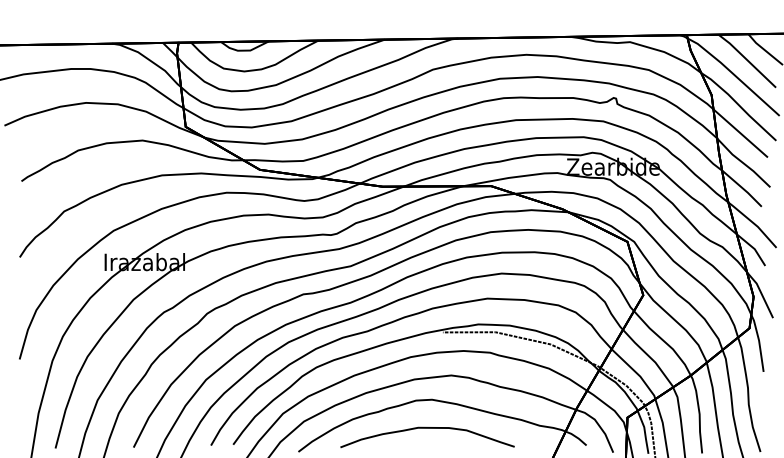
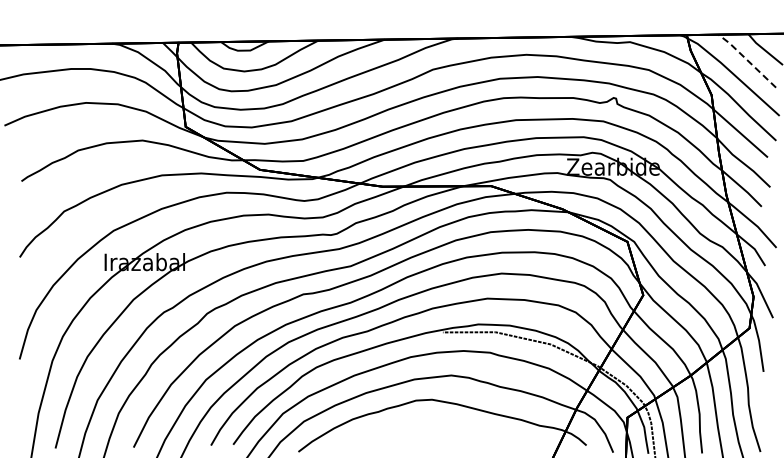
line: solid -> dashed (746, 59)
curve: present -> none (427, 428)
